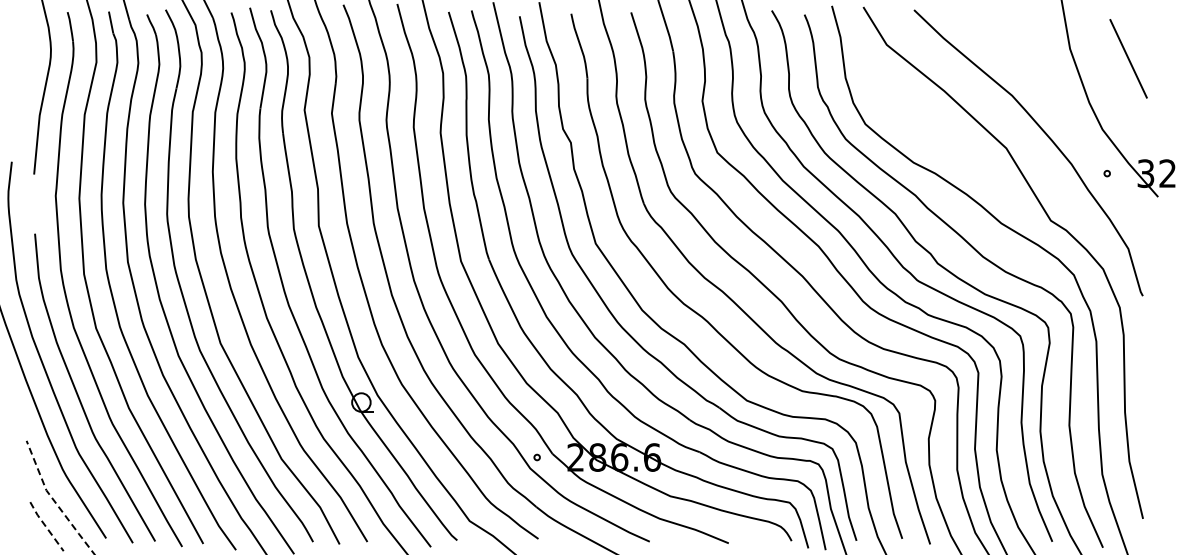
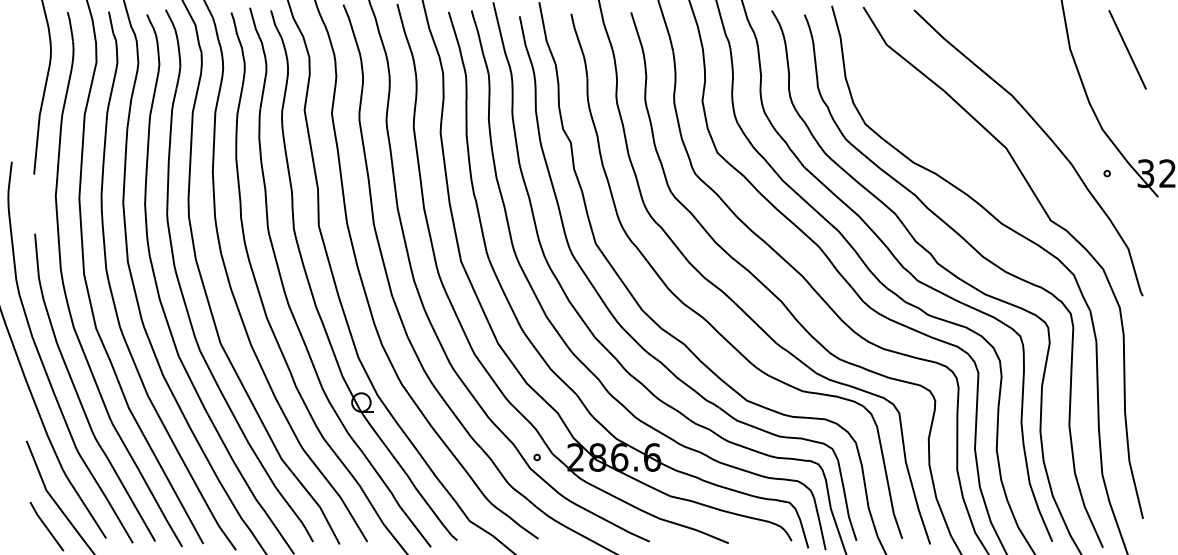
line position: (1128, 58) -> (1127, 49) (1127, 49)
line: dashed -> solid (54, 500)
line: dashed -> solid (46, 527)
